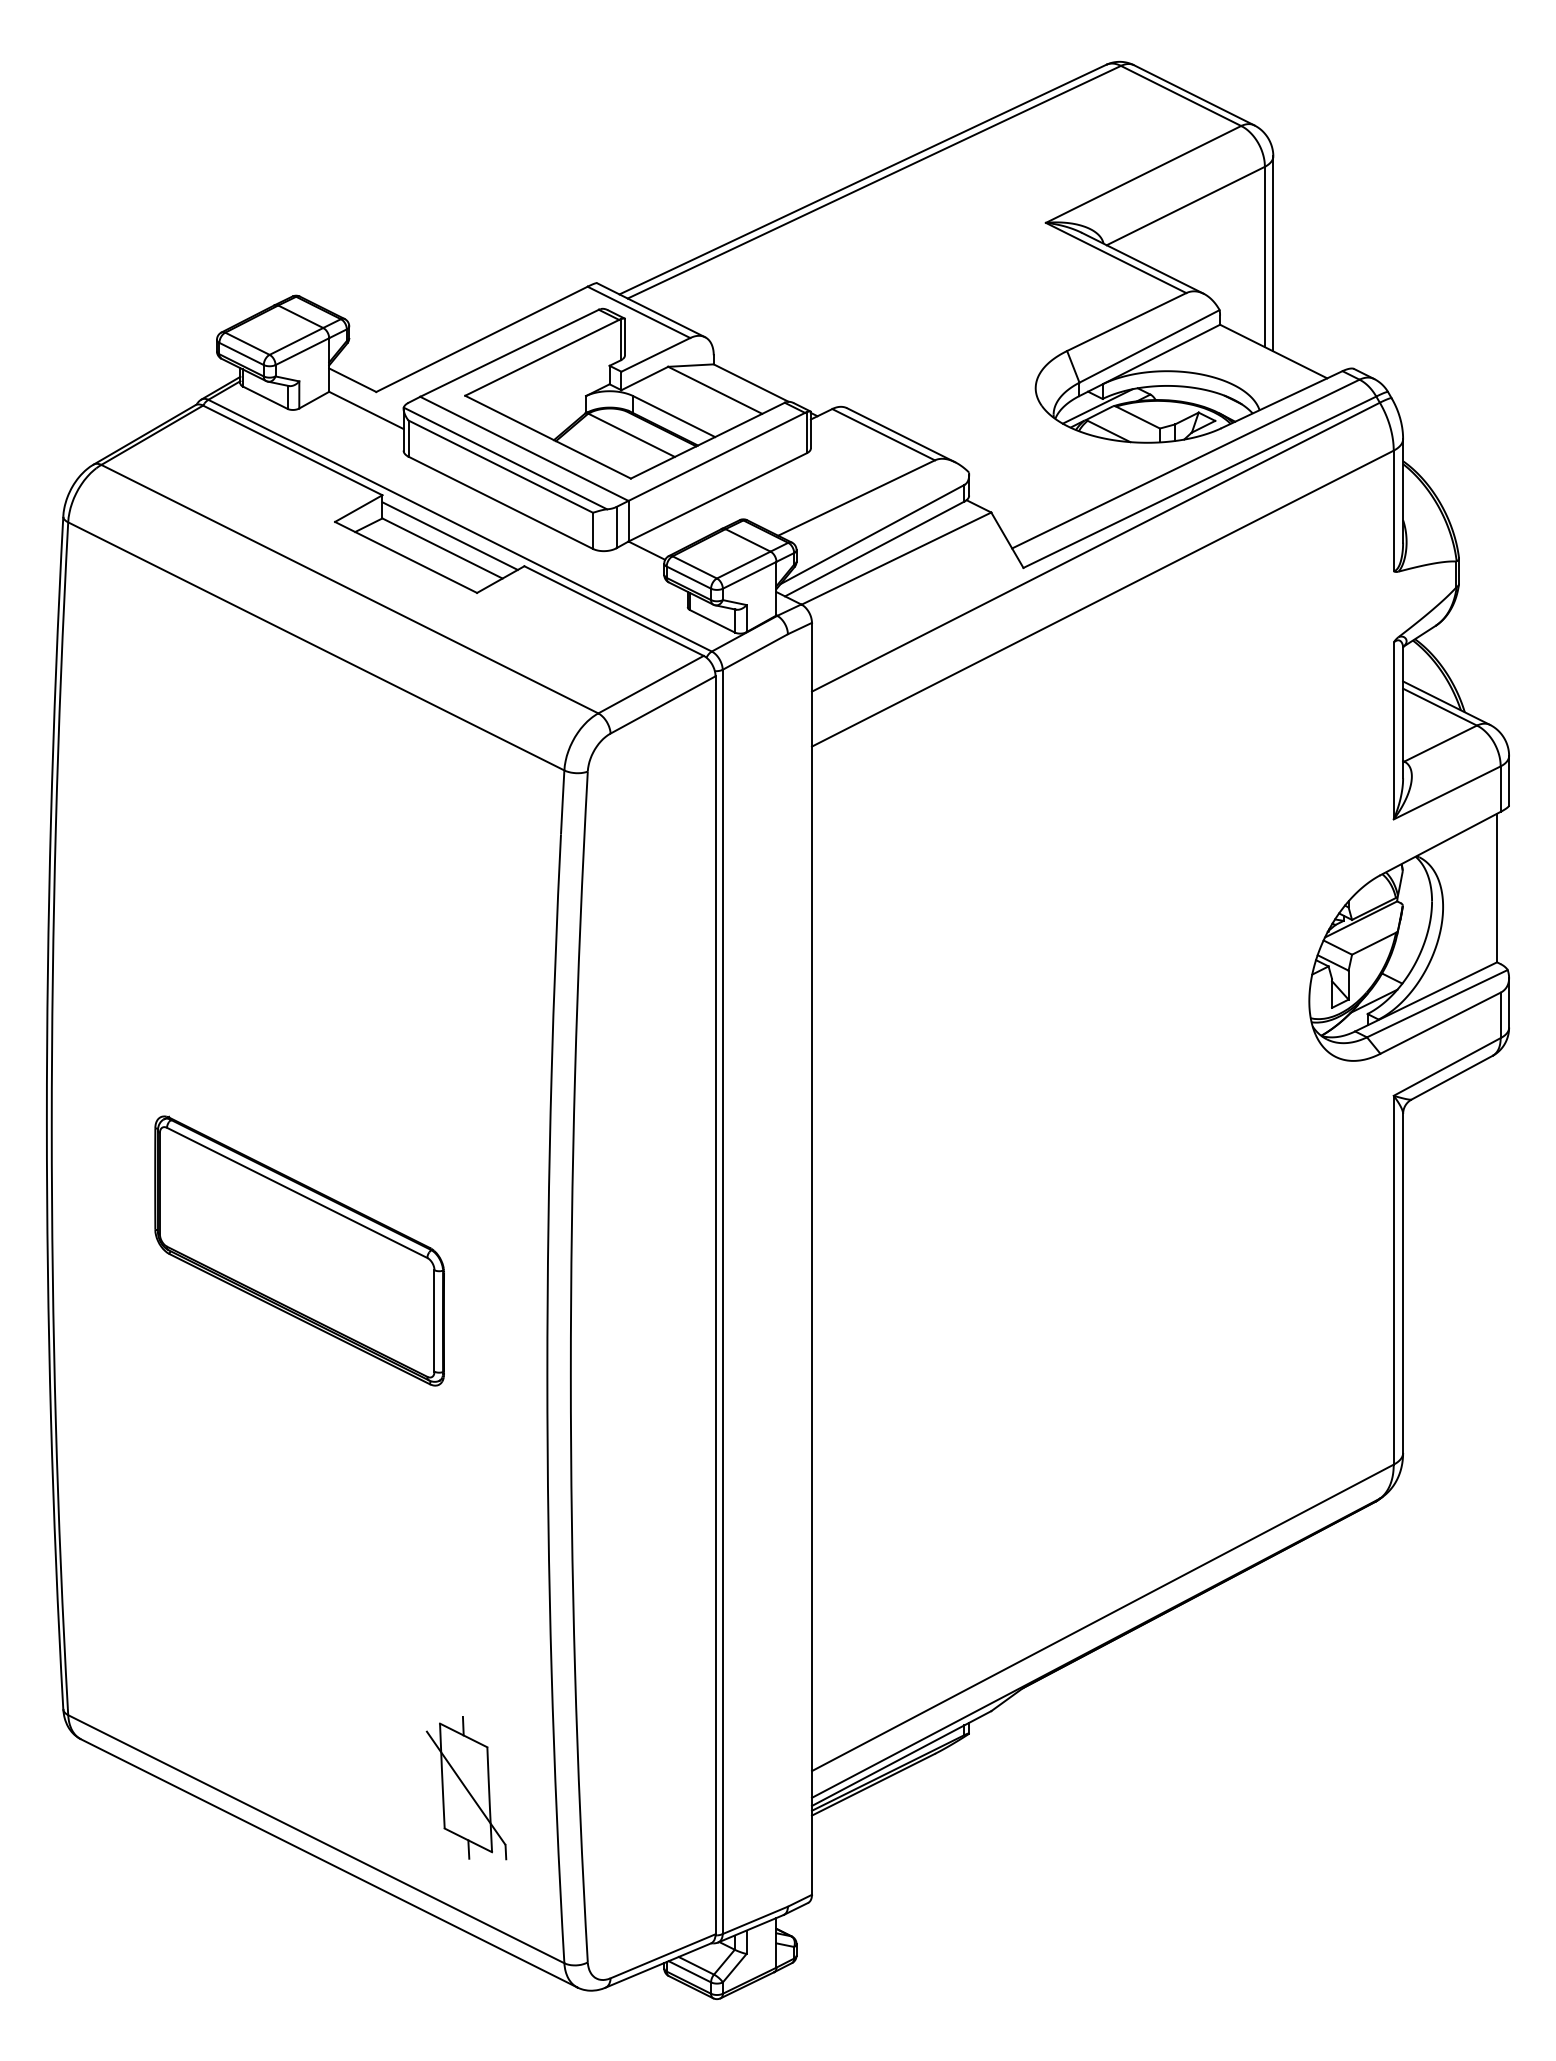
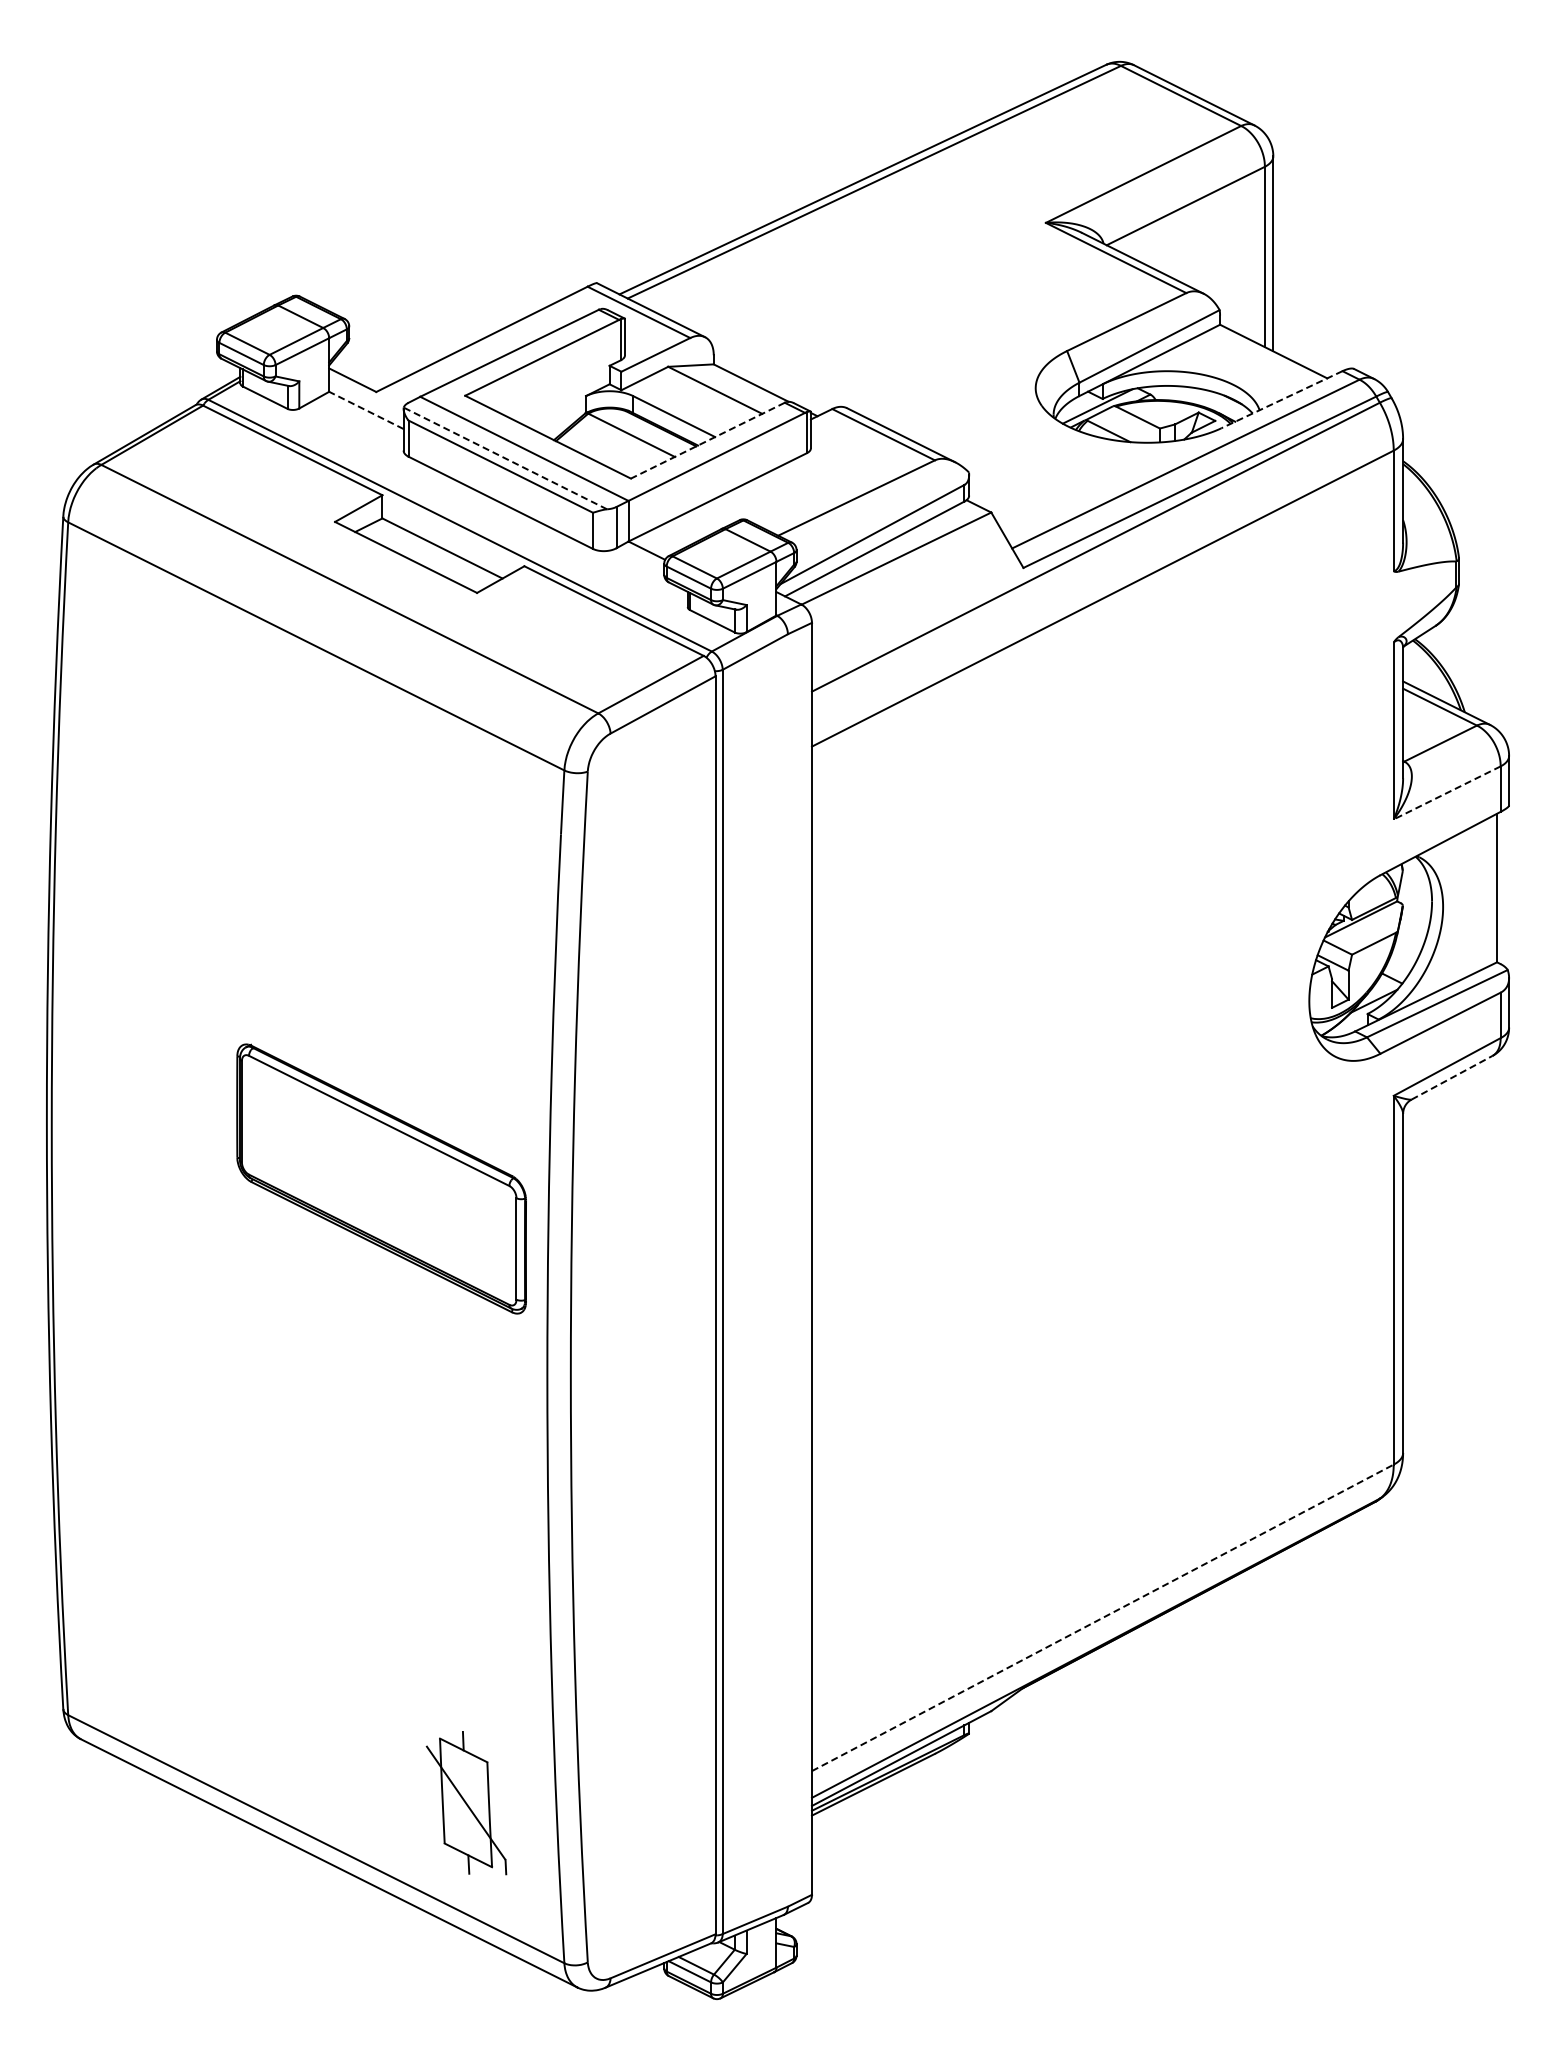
line: solid -> dashed (1282, 399)
line: solid -> dashed (366, 410)
line: solid -> dashed (707, 440)
line: solid -> dashed (505, 458)
line: present -> none (449, 535)
line: solid -> dashed (1447, 792)
line: solid -> dashed (1452, 1077)
part position: (299, 1250) -> (381, 1178) (381, 1178)
line: solid -> dashed (1102, 1617)
part position: (466, 1788) -> (466, 1803) (466, 1803)
